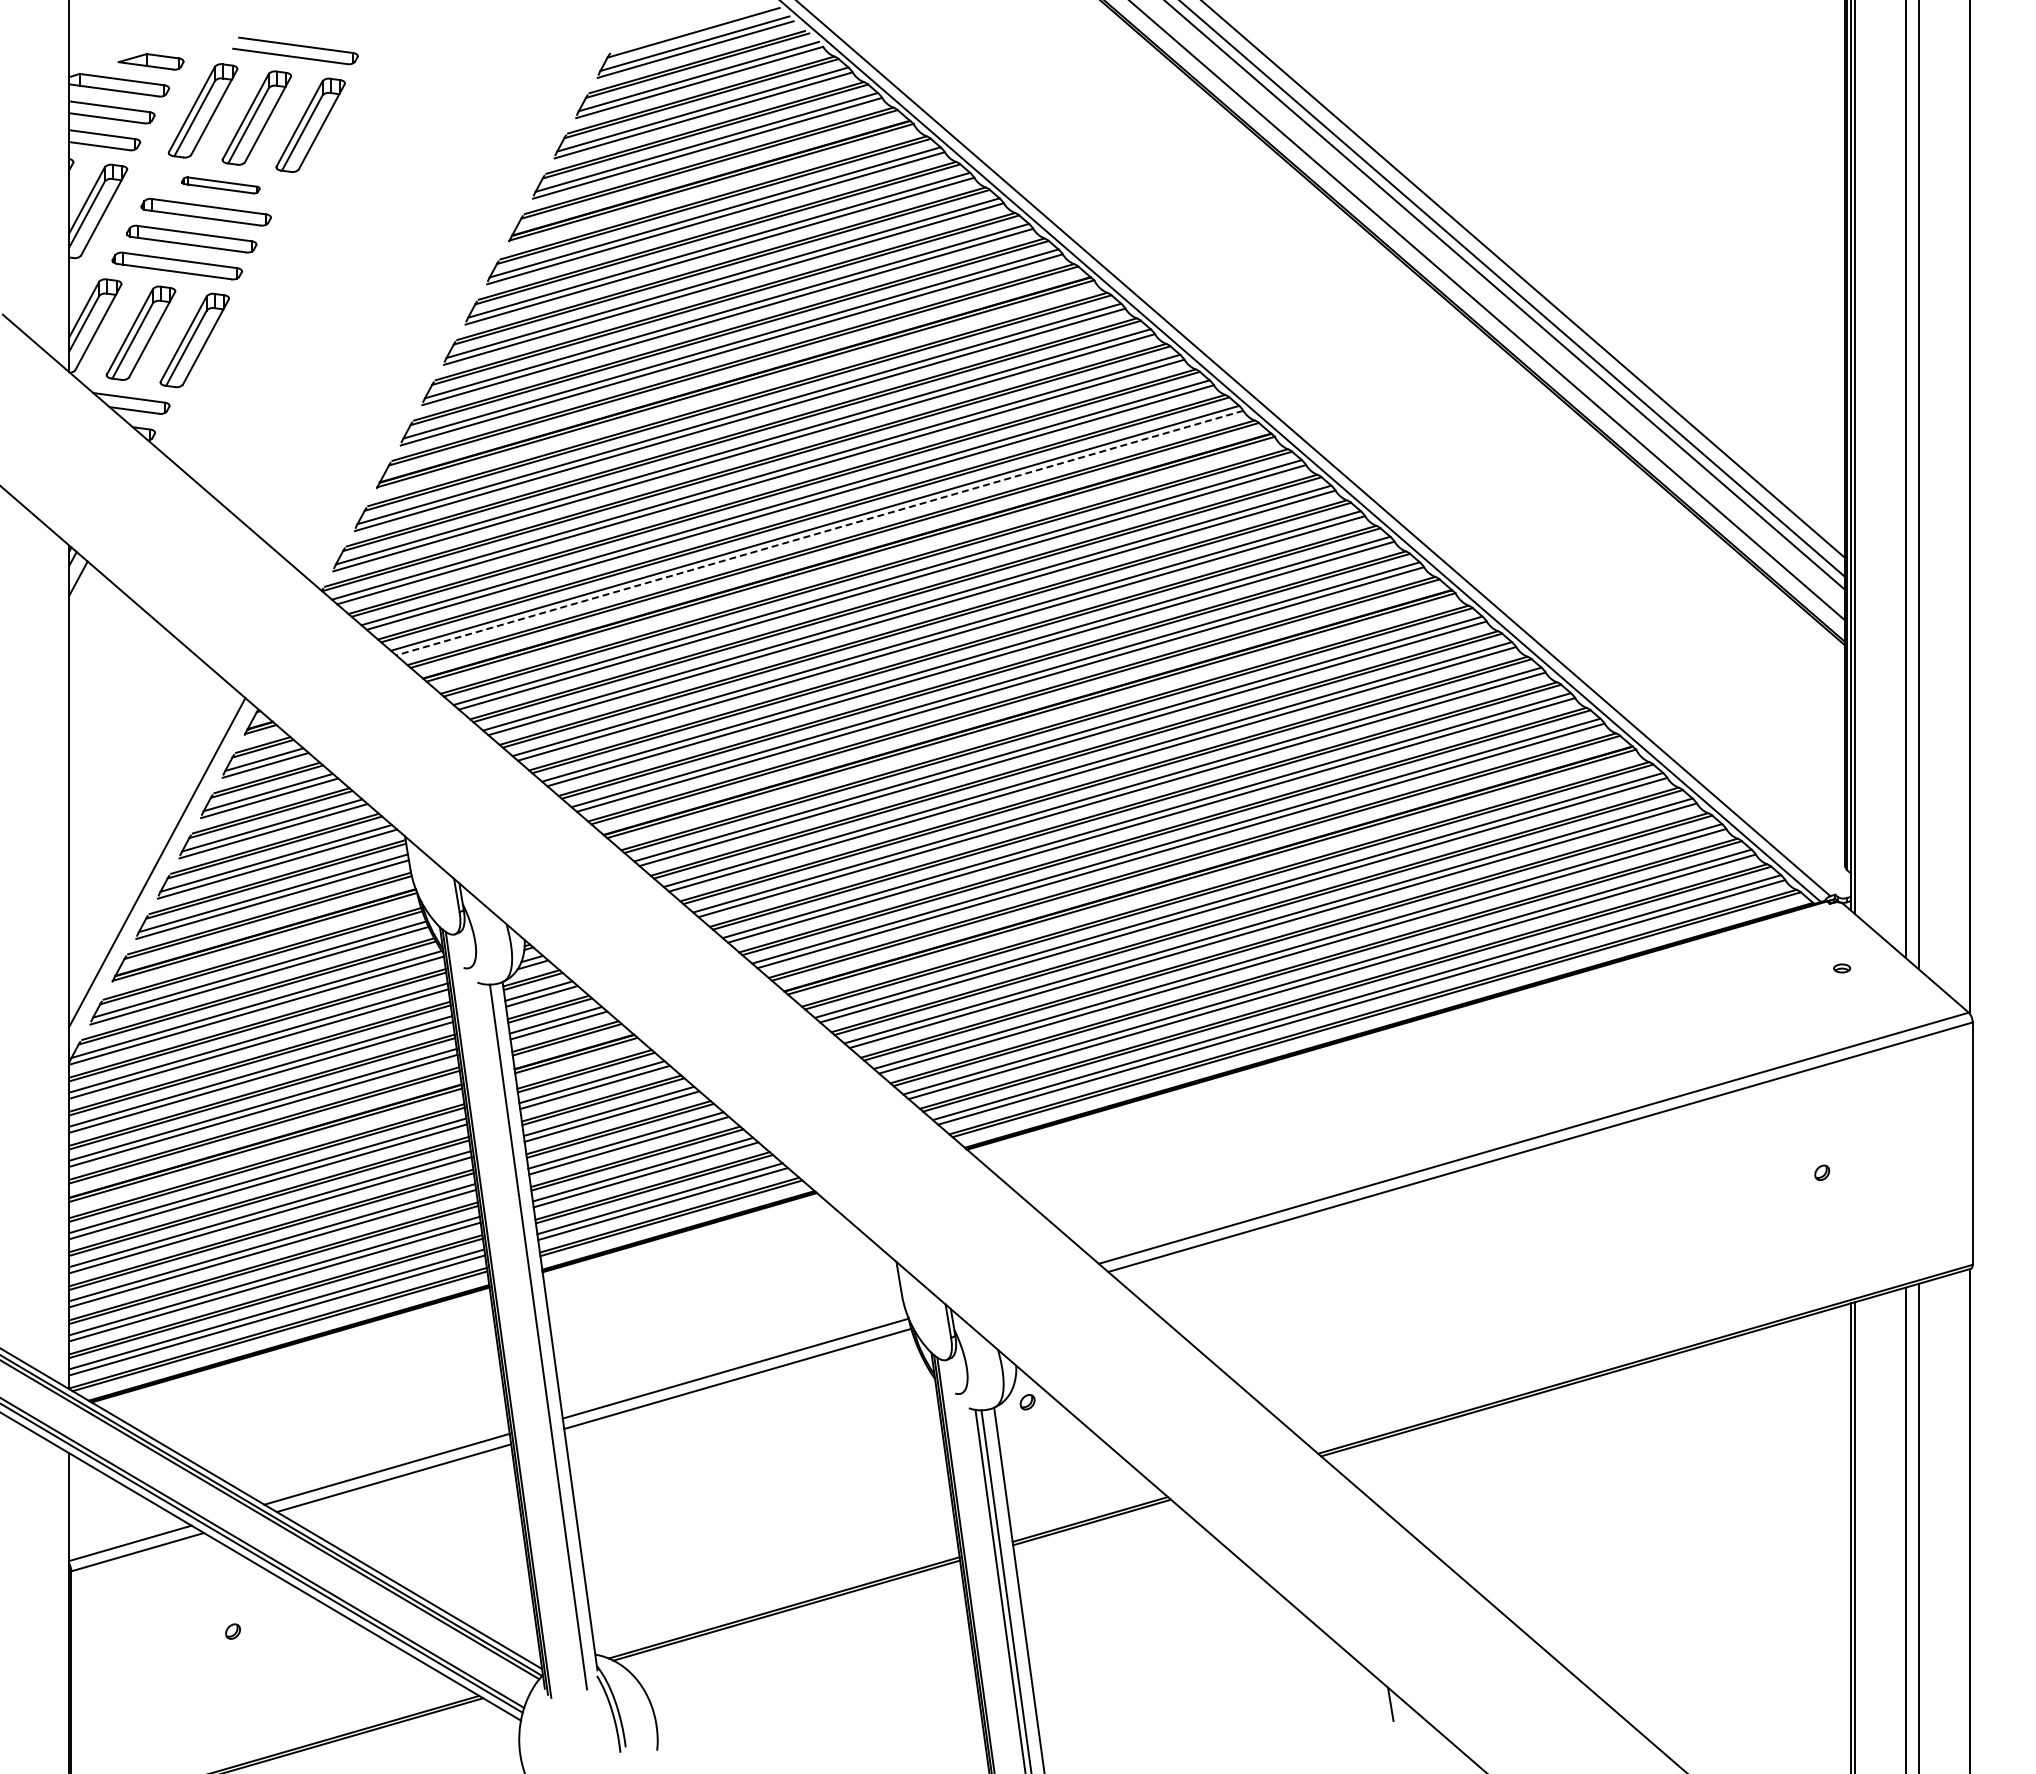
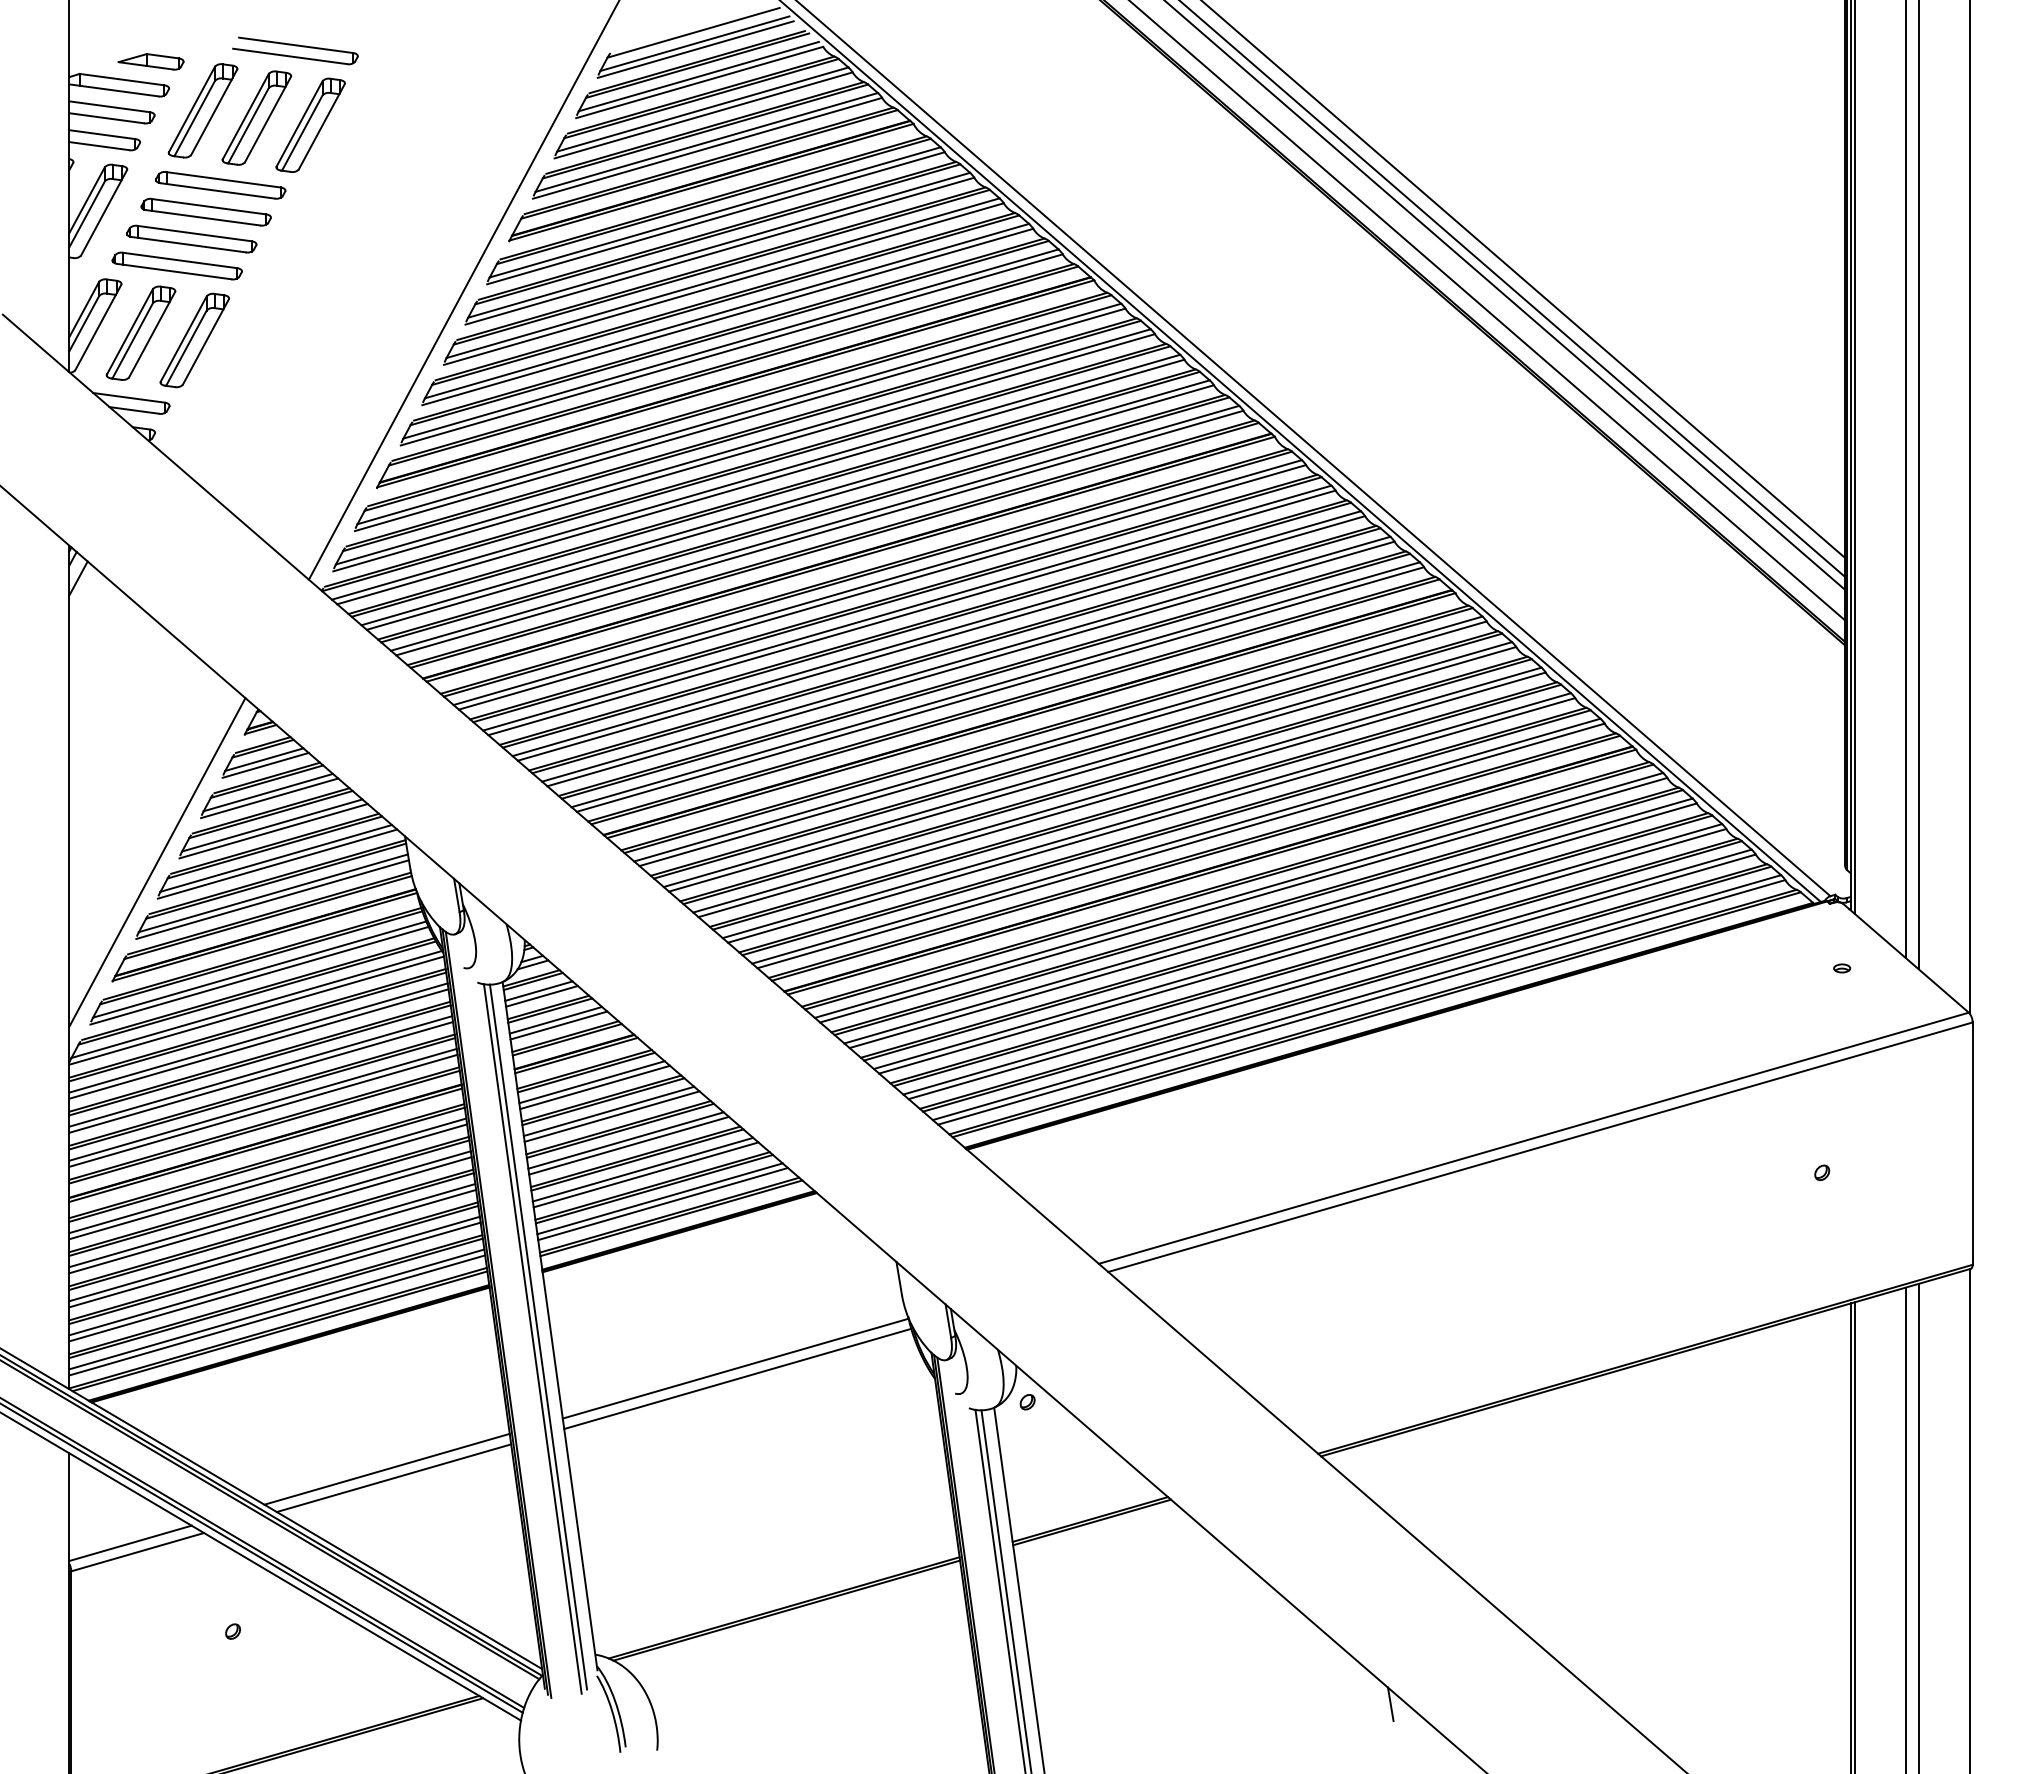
part size: 80x19 px -> 132x29 px (220, 185)
line: none -> present (463, 290)
line: dashed -> solid (819, 533)
line: none -> present (532, 1338)
